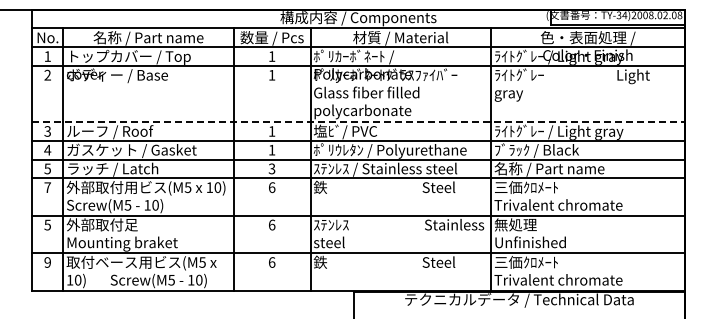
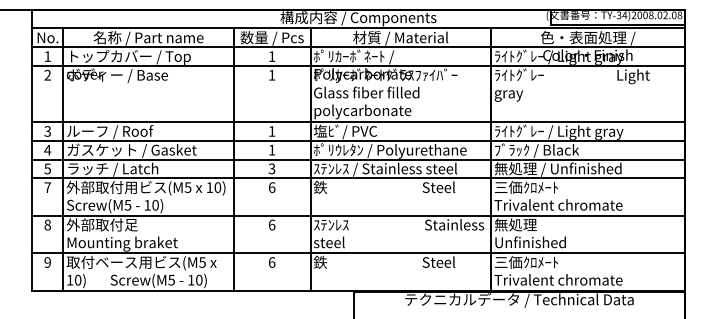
line: dashed -> solid (359, 122)
text: 名称 / Part name -> 無処理 / Unfinished (557, 169)
text: 5 -> 8 (47, 224)
